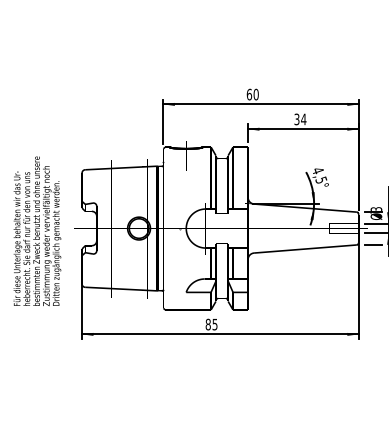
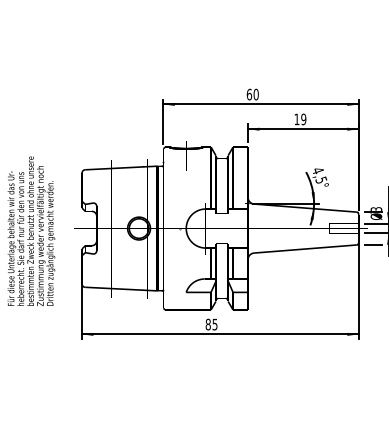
text: 34 -> 19 (300, 119)
text position: (37, 231) -> (31, 231) (31, 231)
